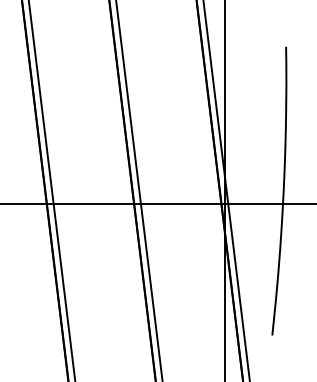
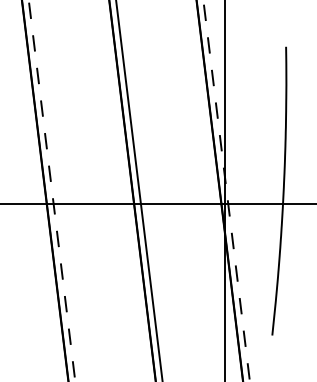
line: solid -> dashed (52, 190)
line: solid -> dashed (226, 190)
